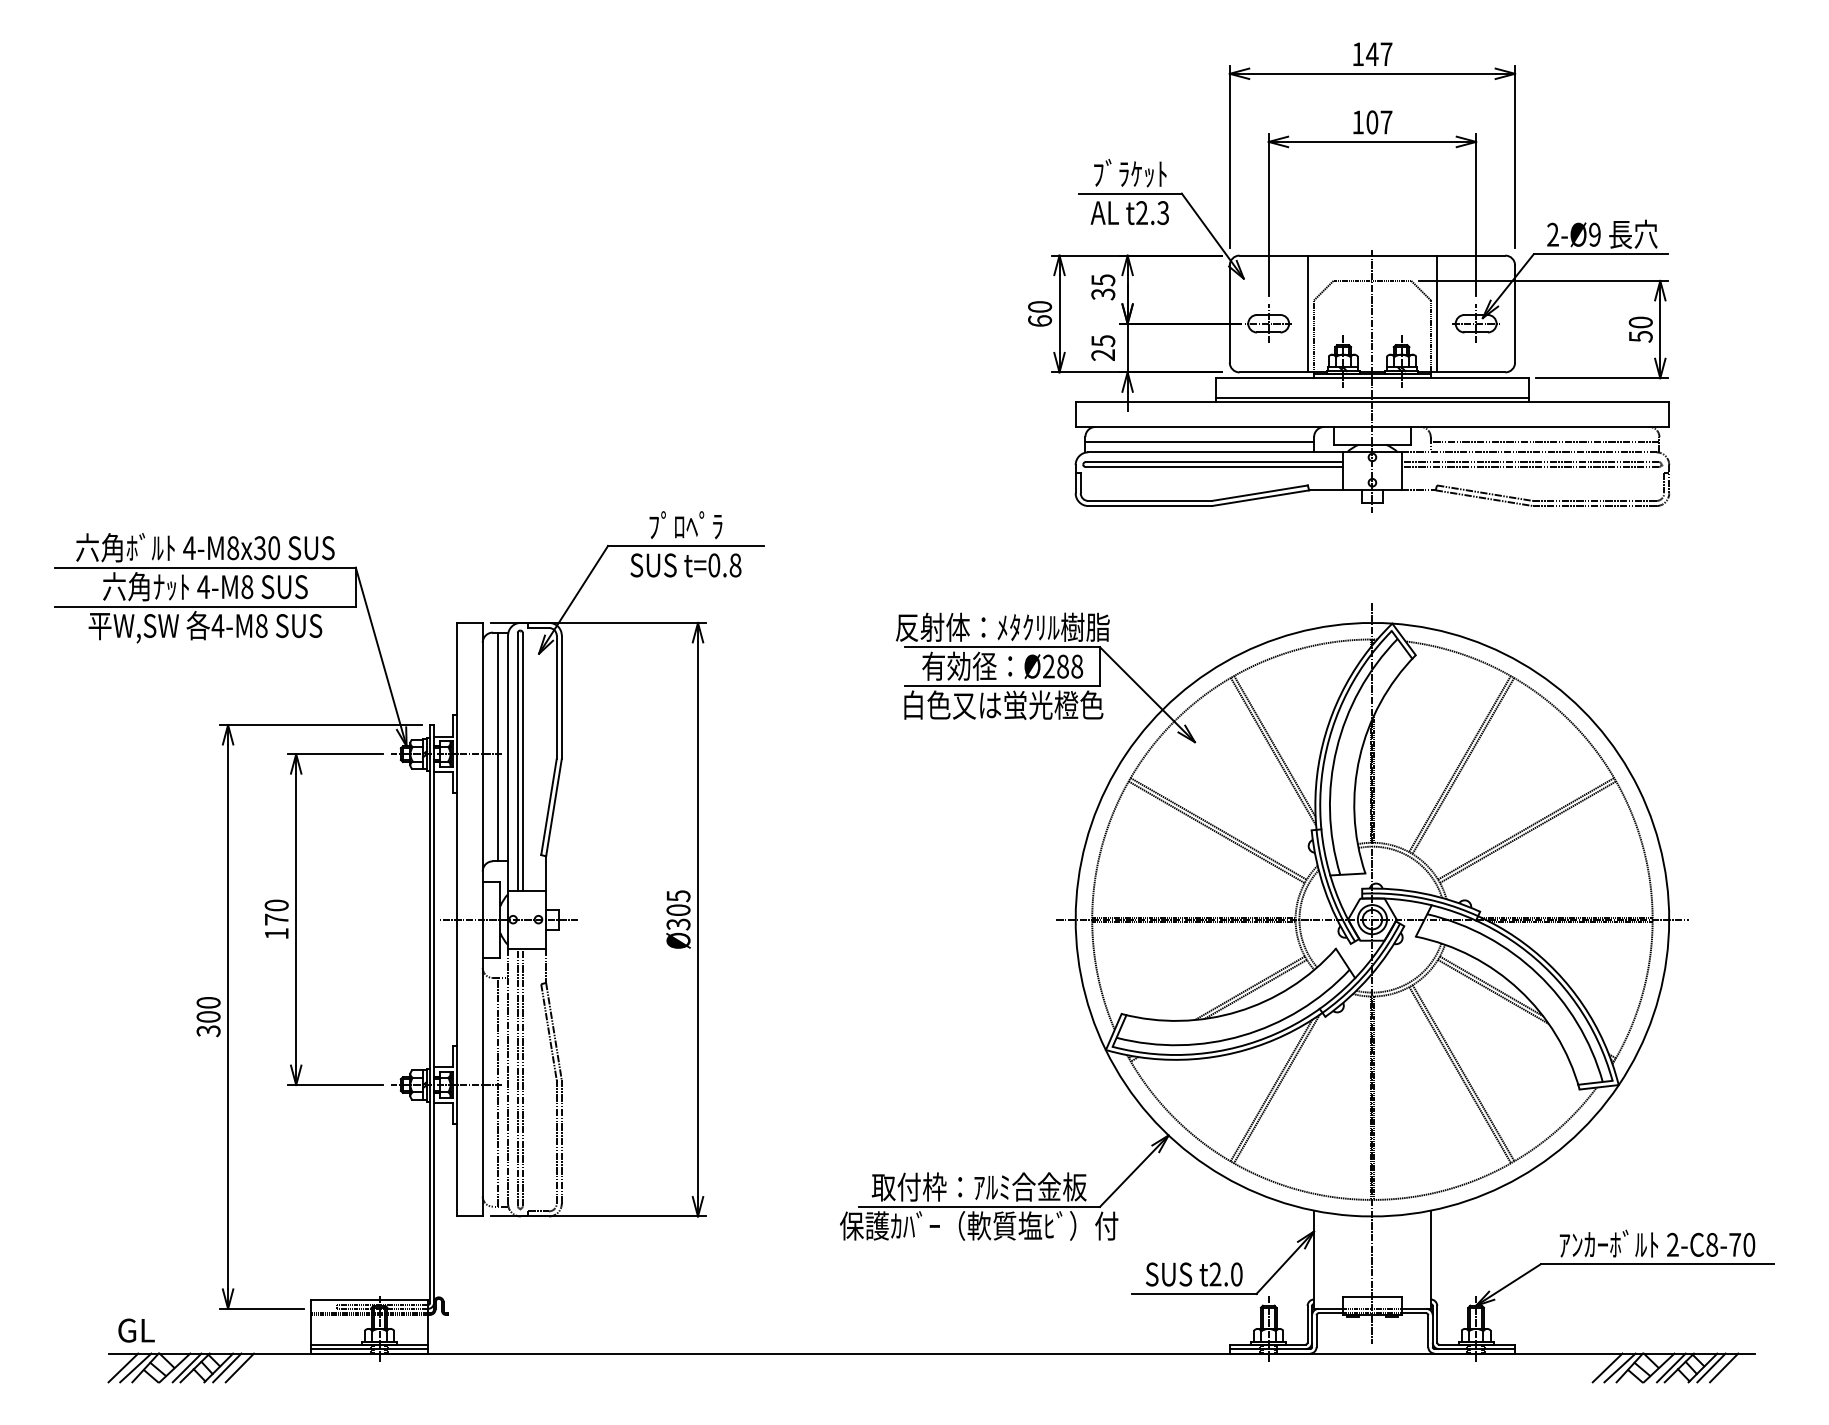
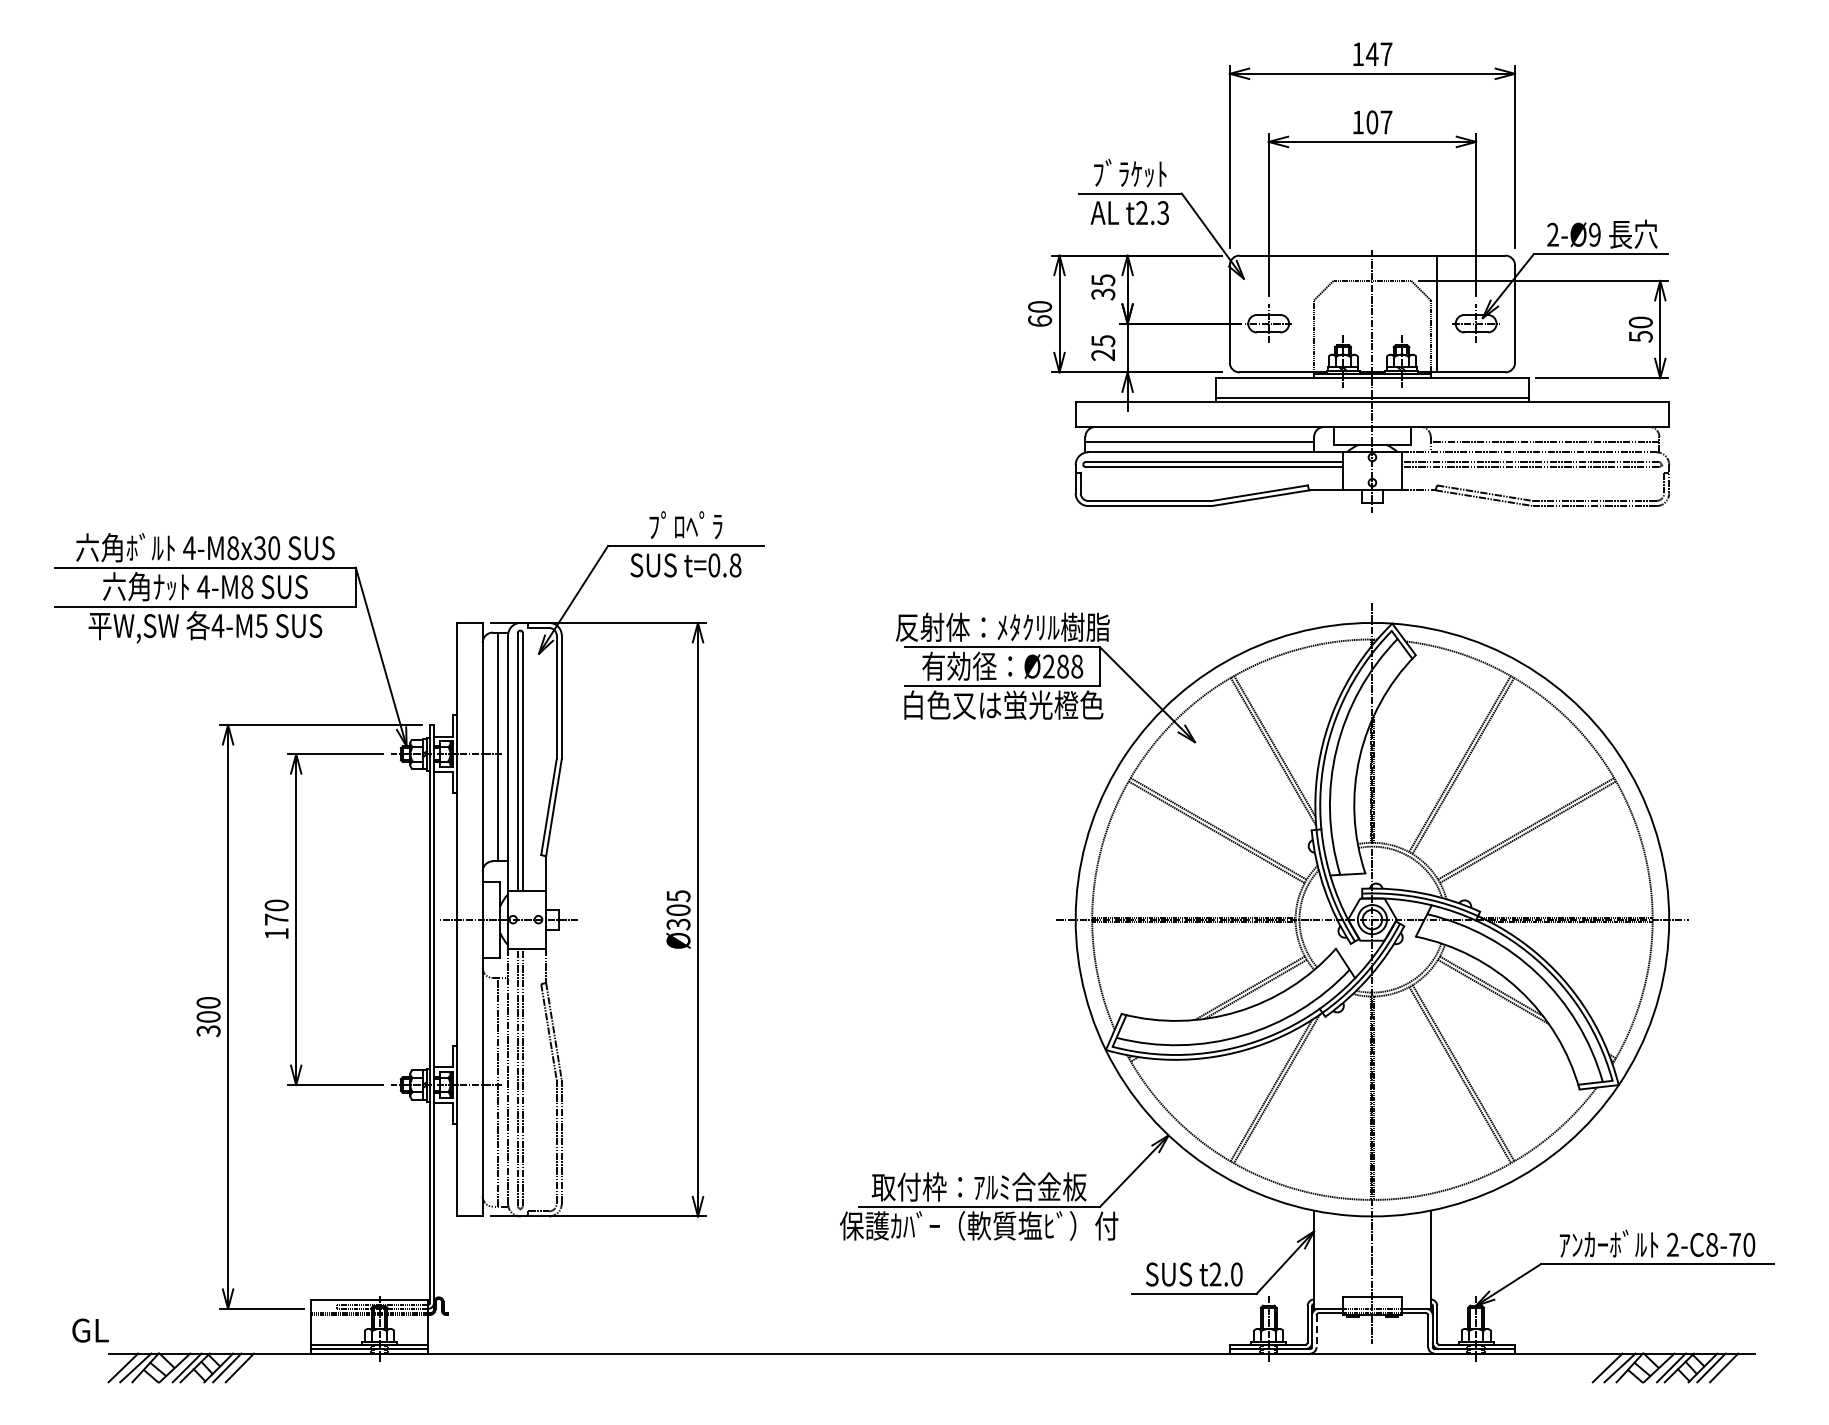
line: present -> none (1307, 313)
text: 4-M8 -> 4-M5 (261, 625)
text position: (136, 1330) -> (90, 1330) (90, 1330)
line: solid -> dashed (1316, 1331)
